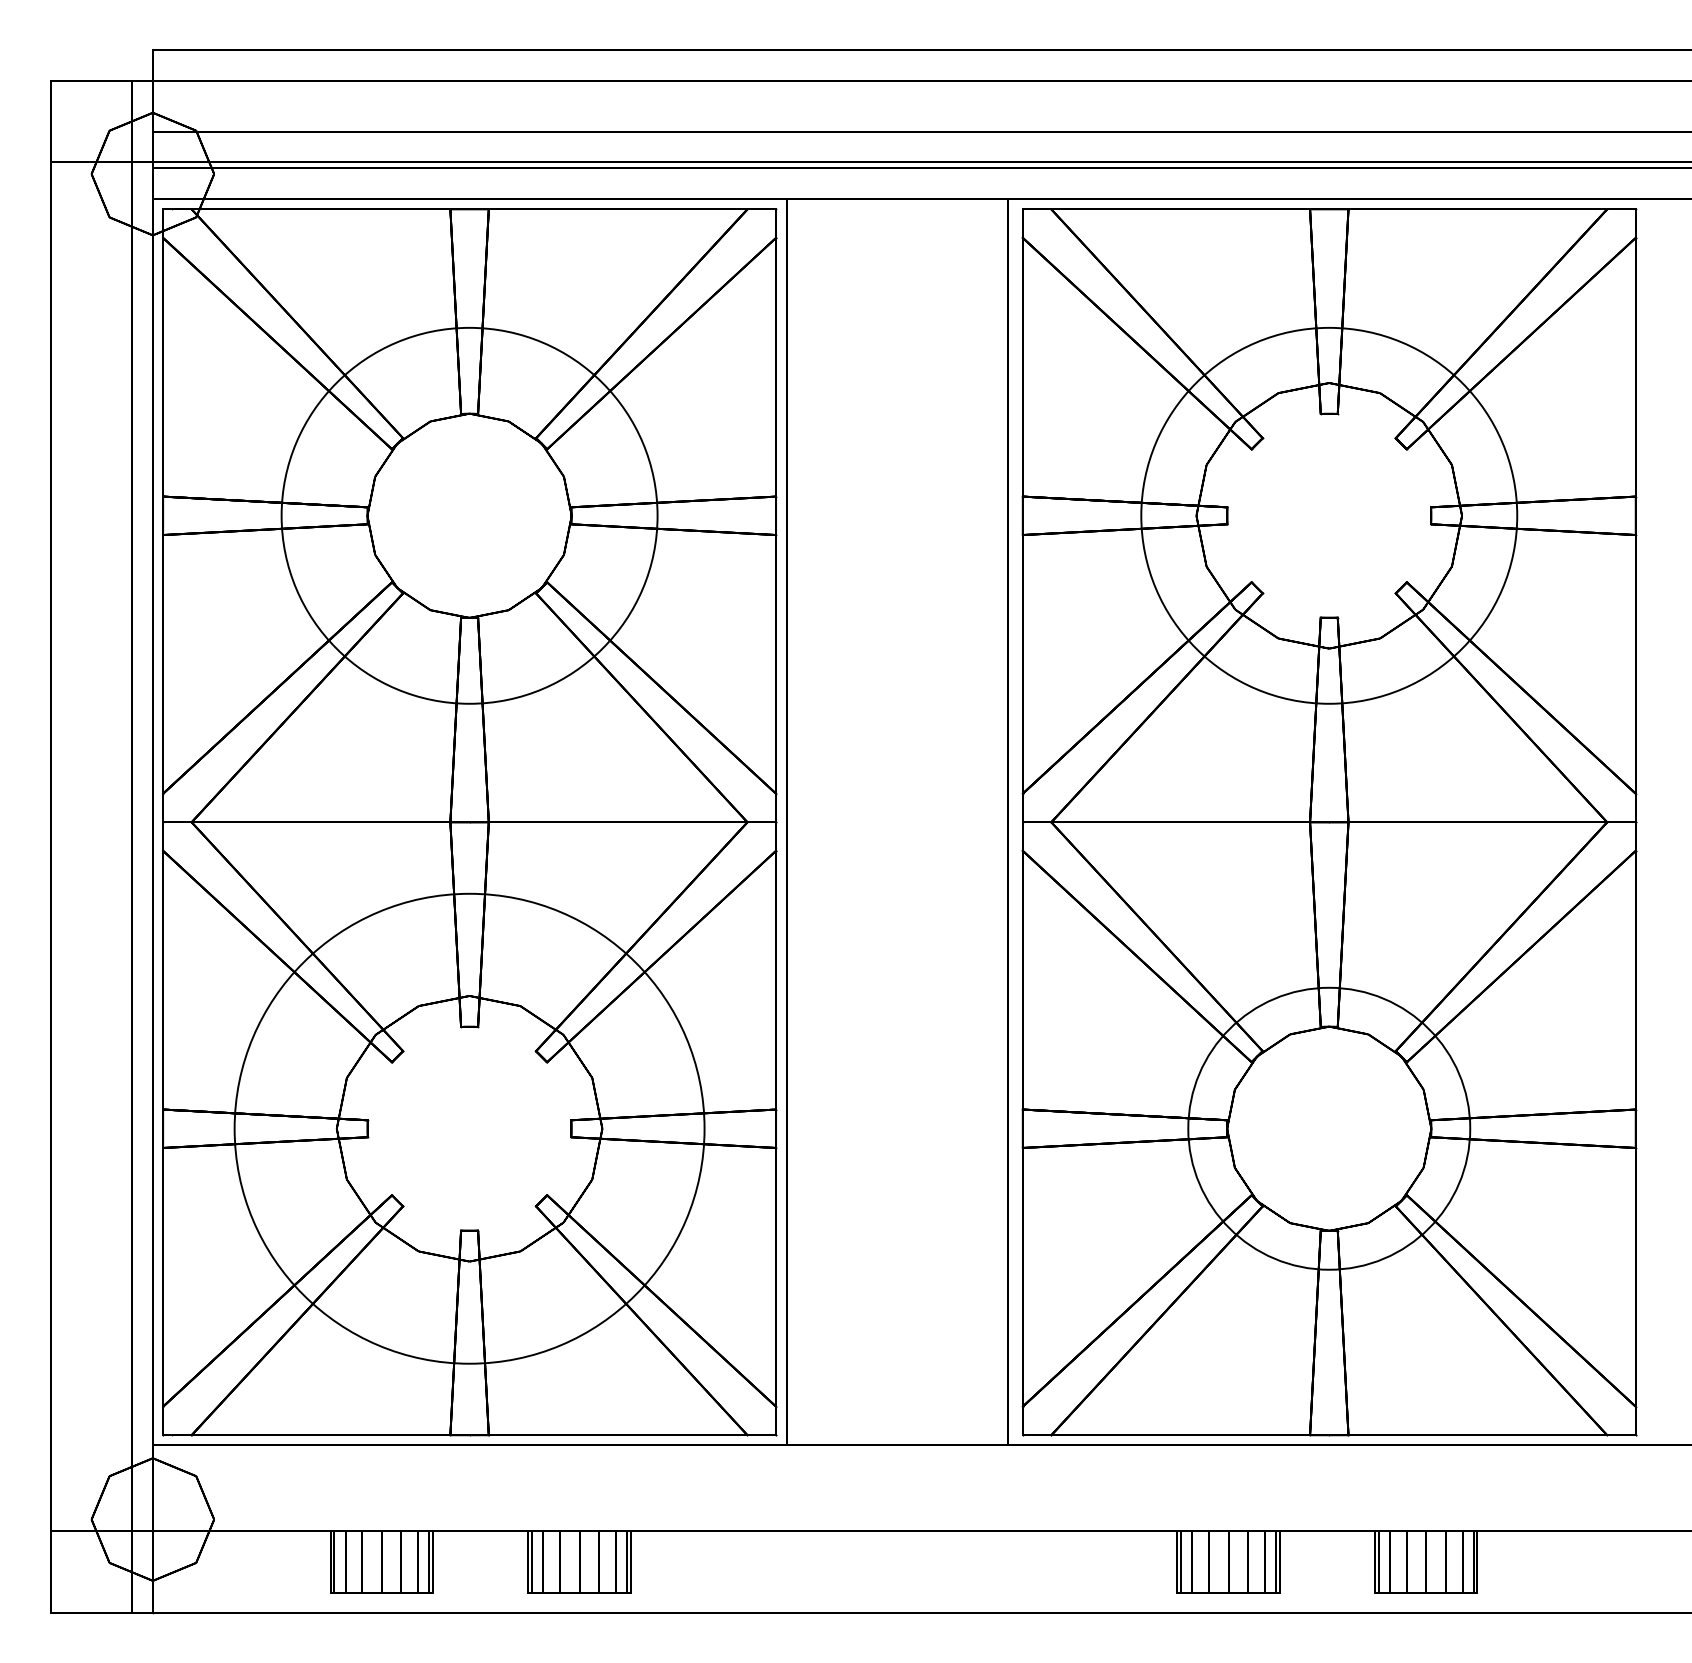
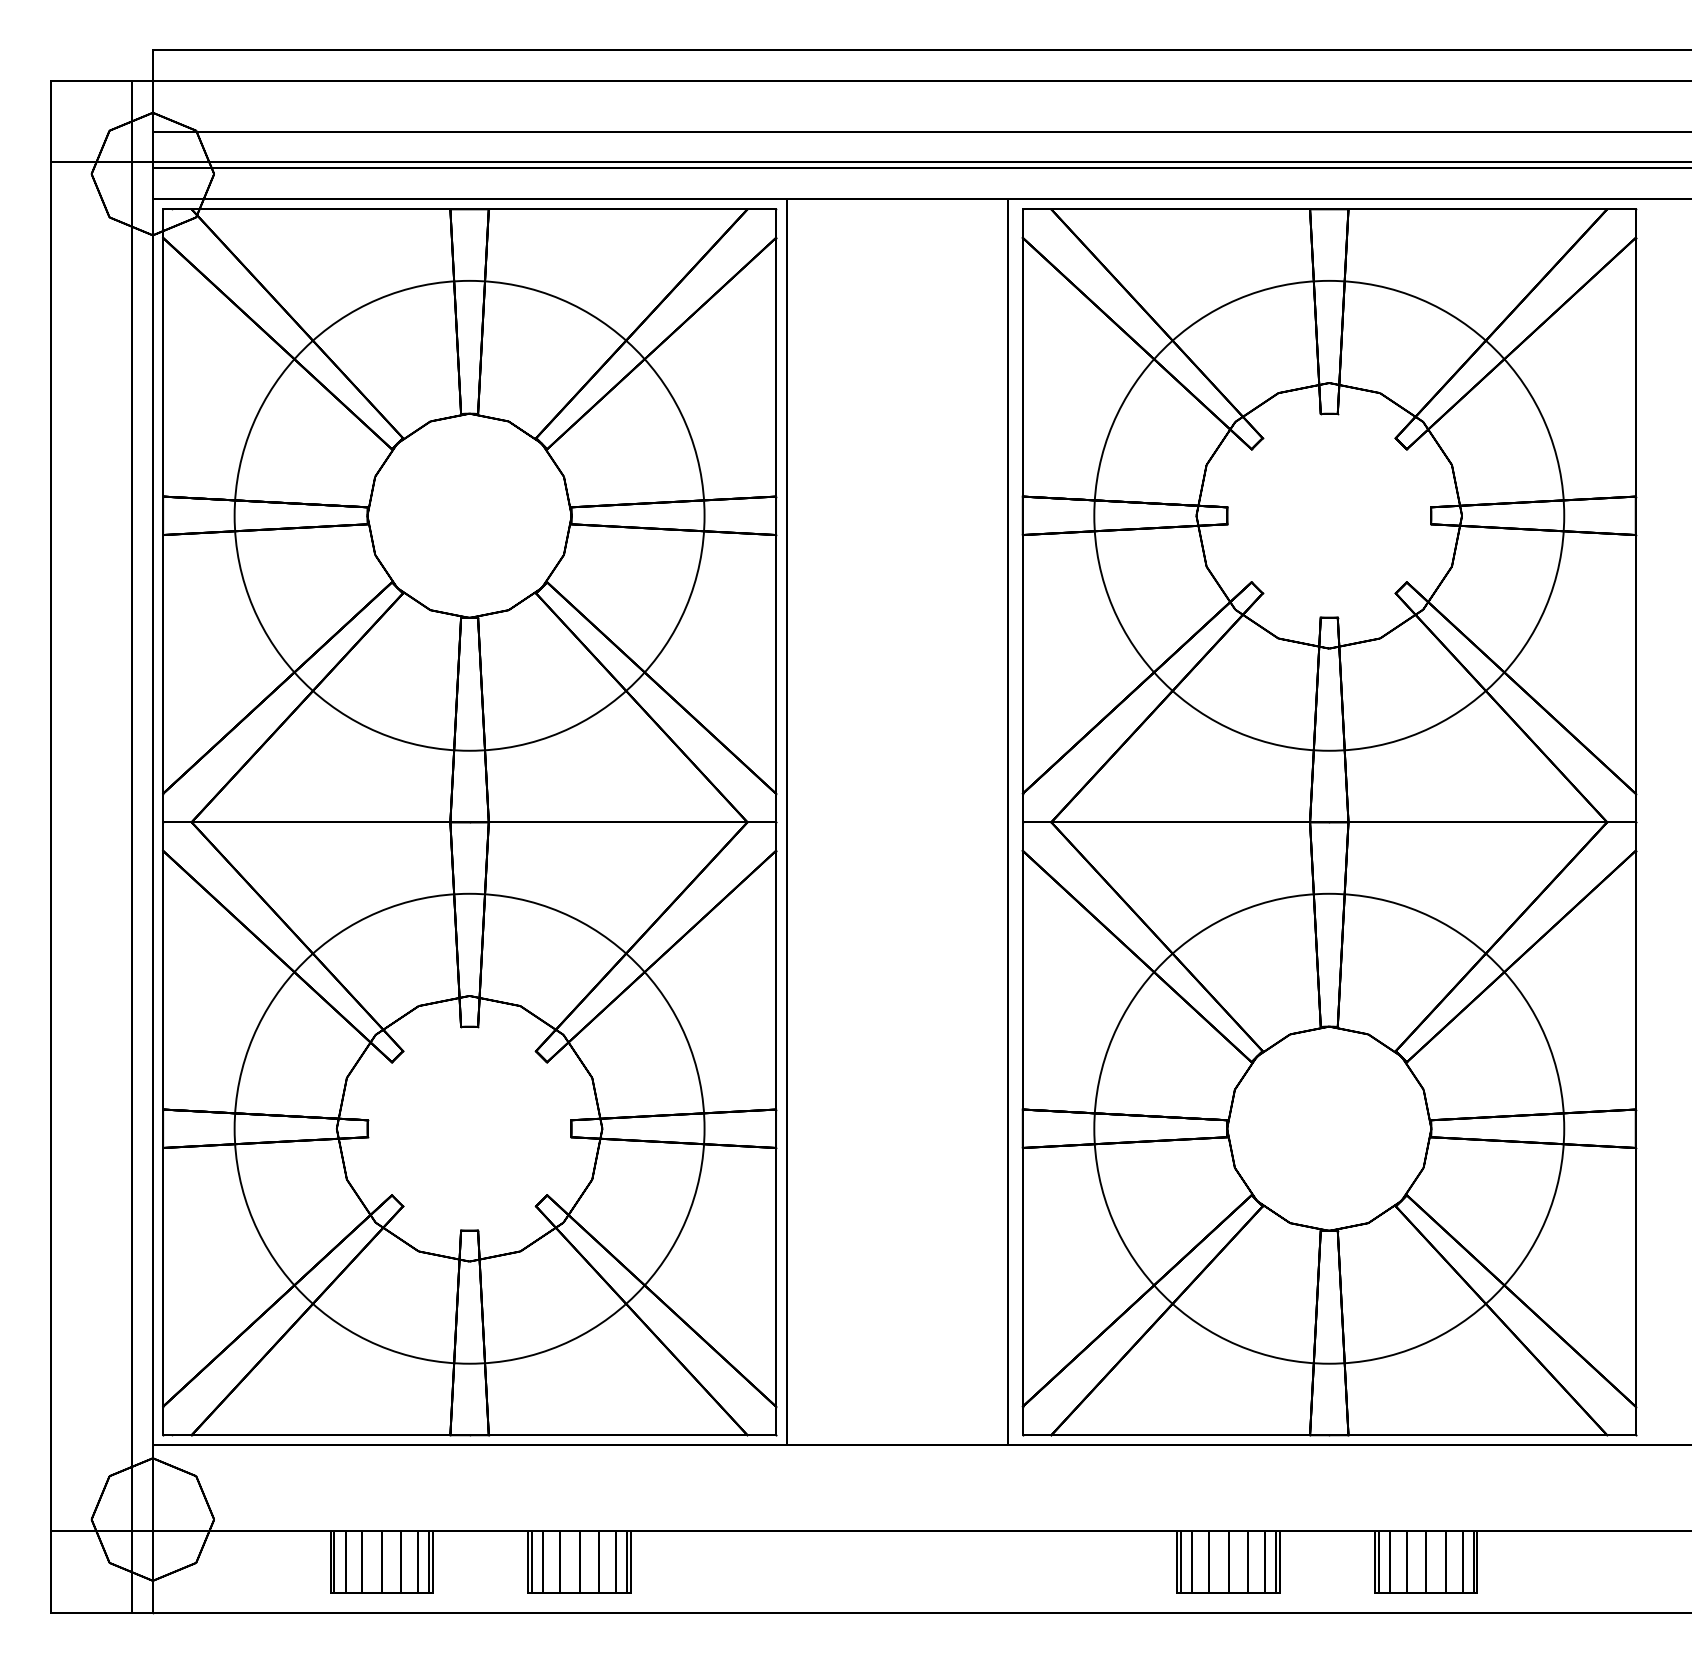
circle diameter: 376 px -> 470 px (469, 515)
circle diameter: 376 px -> 470 px (1329, 515)
circle diameter: 282 px -> 470 px (1329, 1128)
